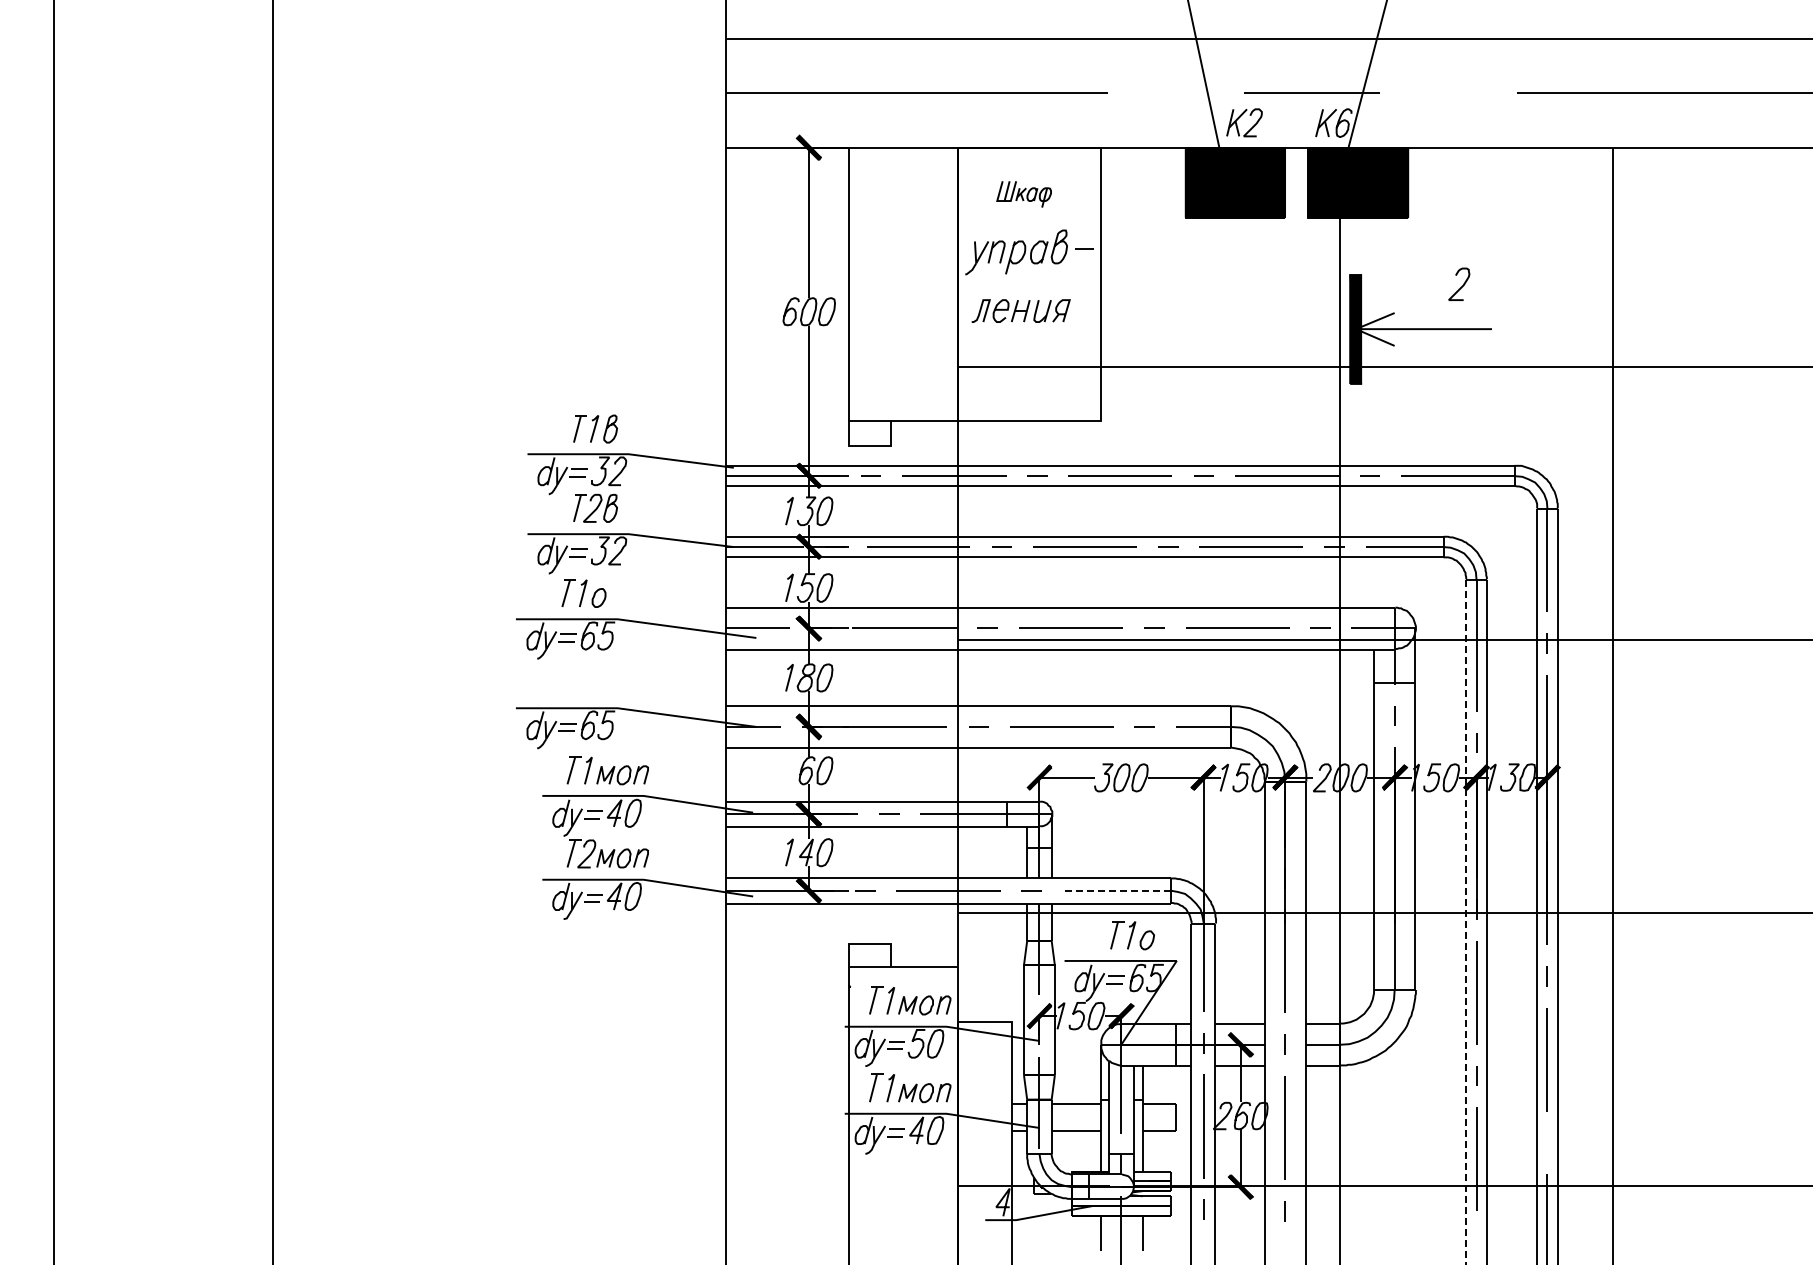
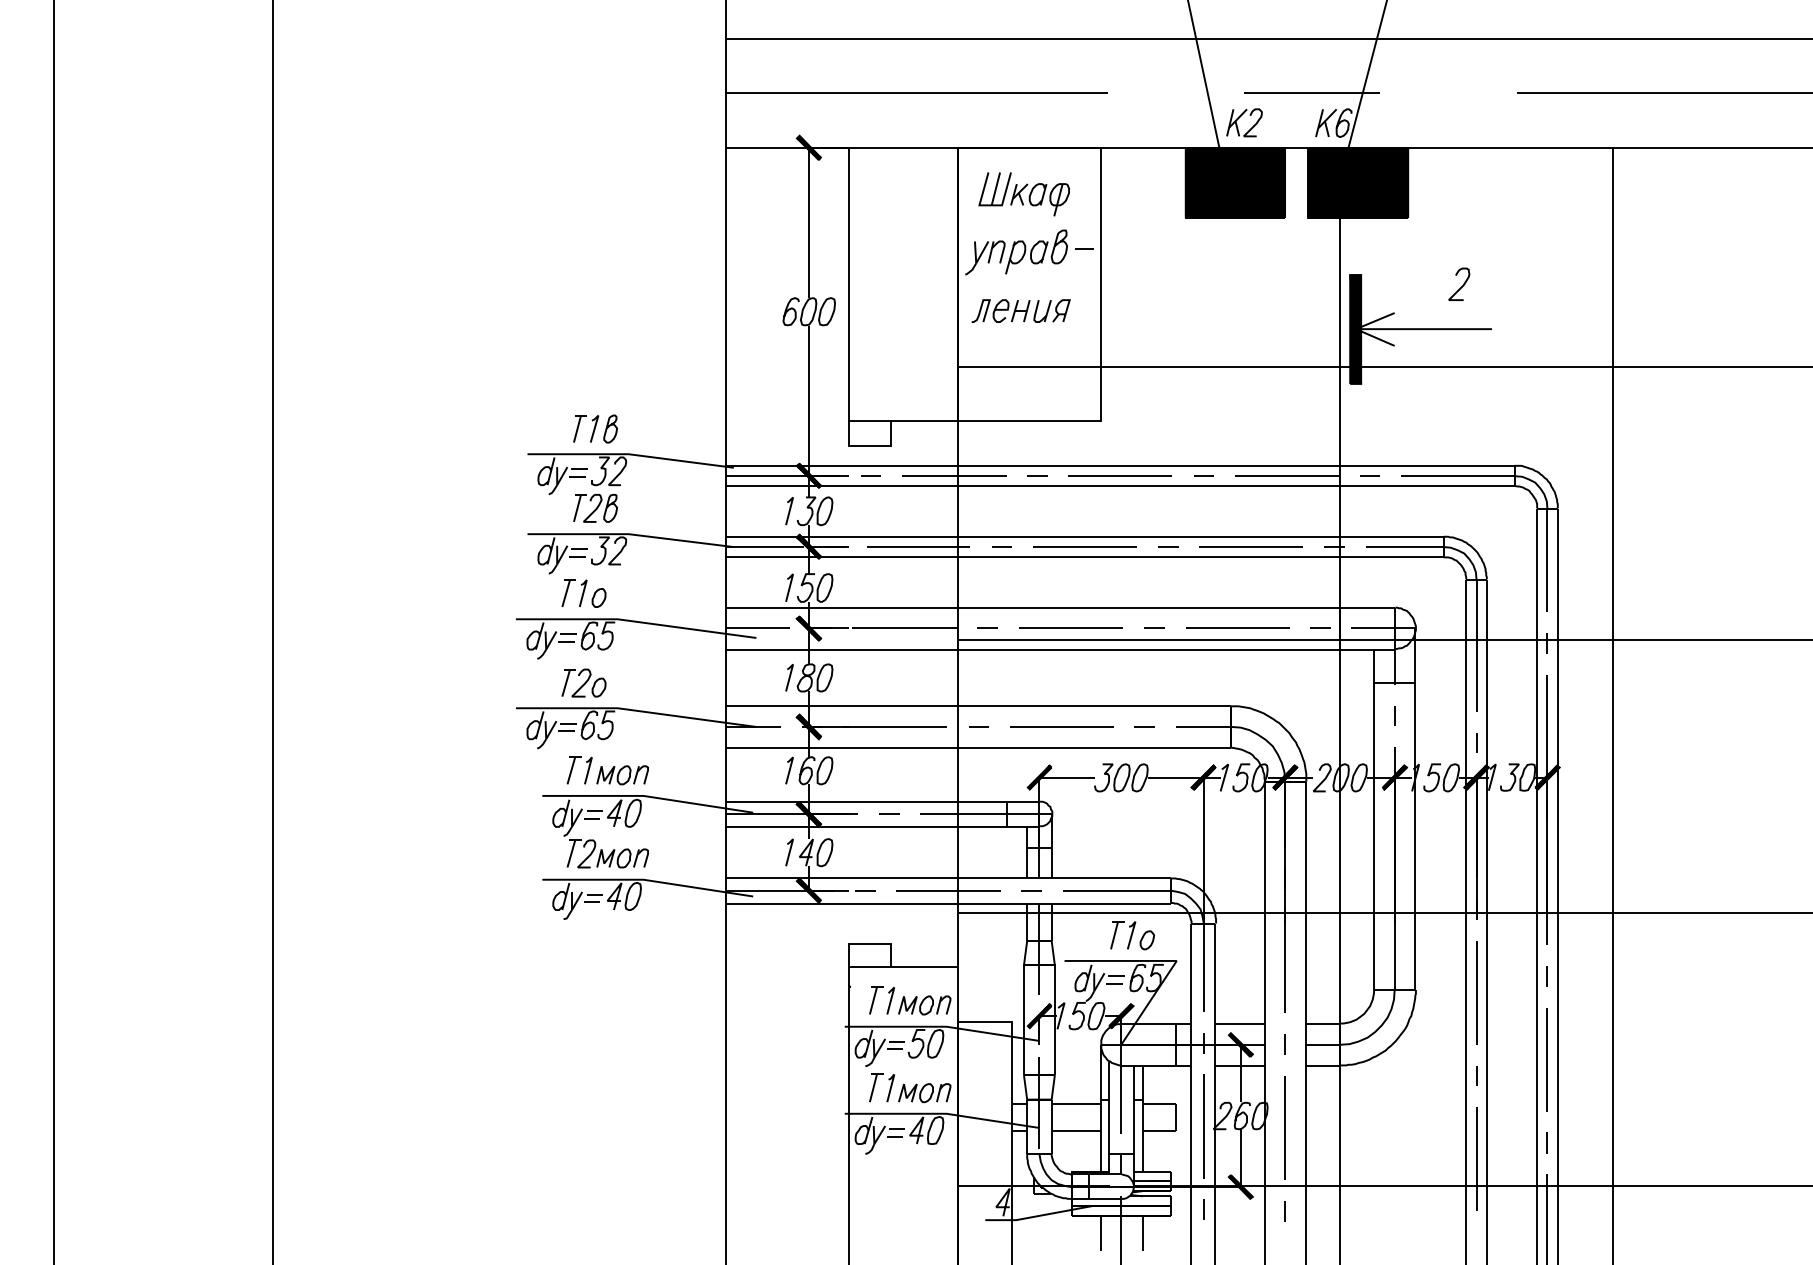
part size: 56x27 px -> 92x45 px (1023, 194)
part: none -> present (583, 682)
line: none -> present (789, 770)
line: dashed -> solid (1116, 890)
line: dashed -> solid (1466, 922)
line: none -> present (1546, 1142)
